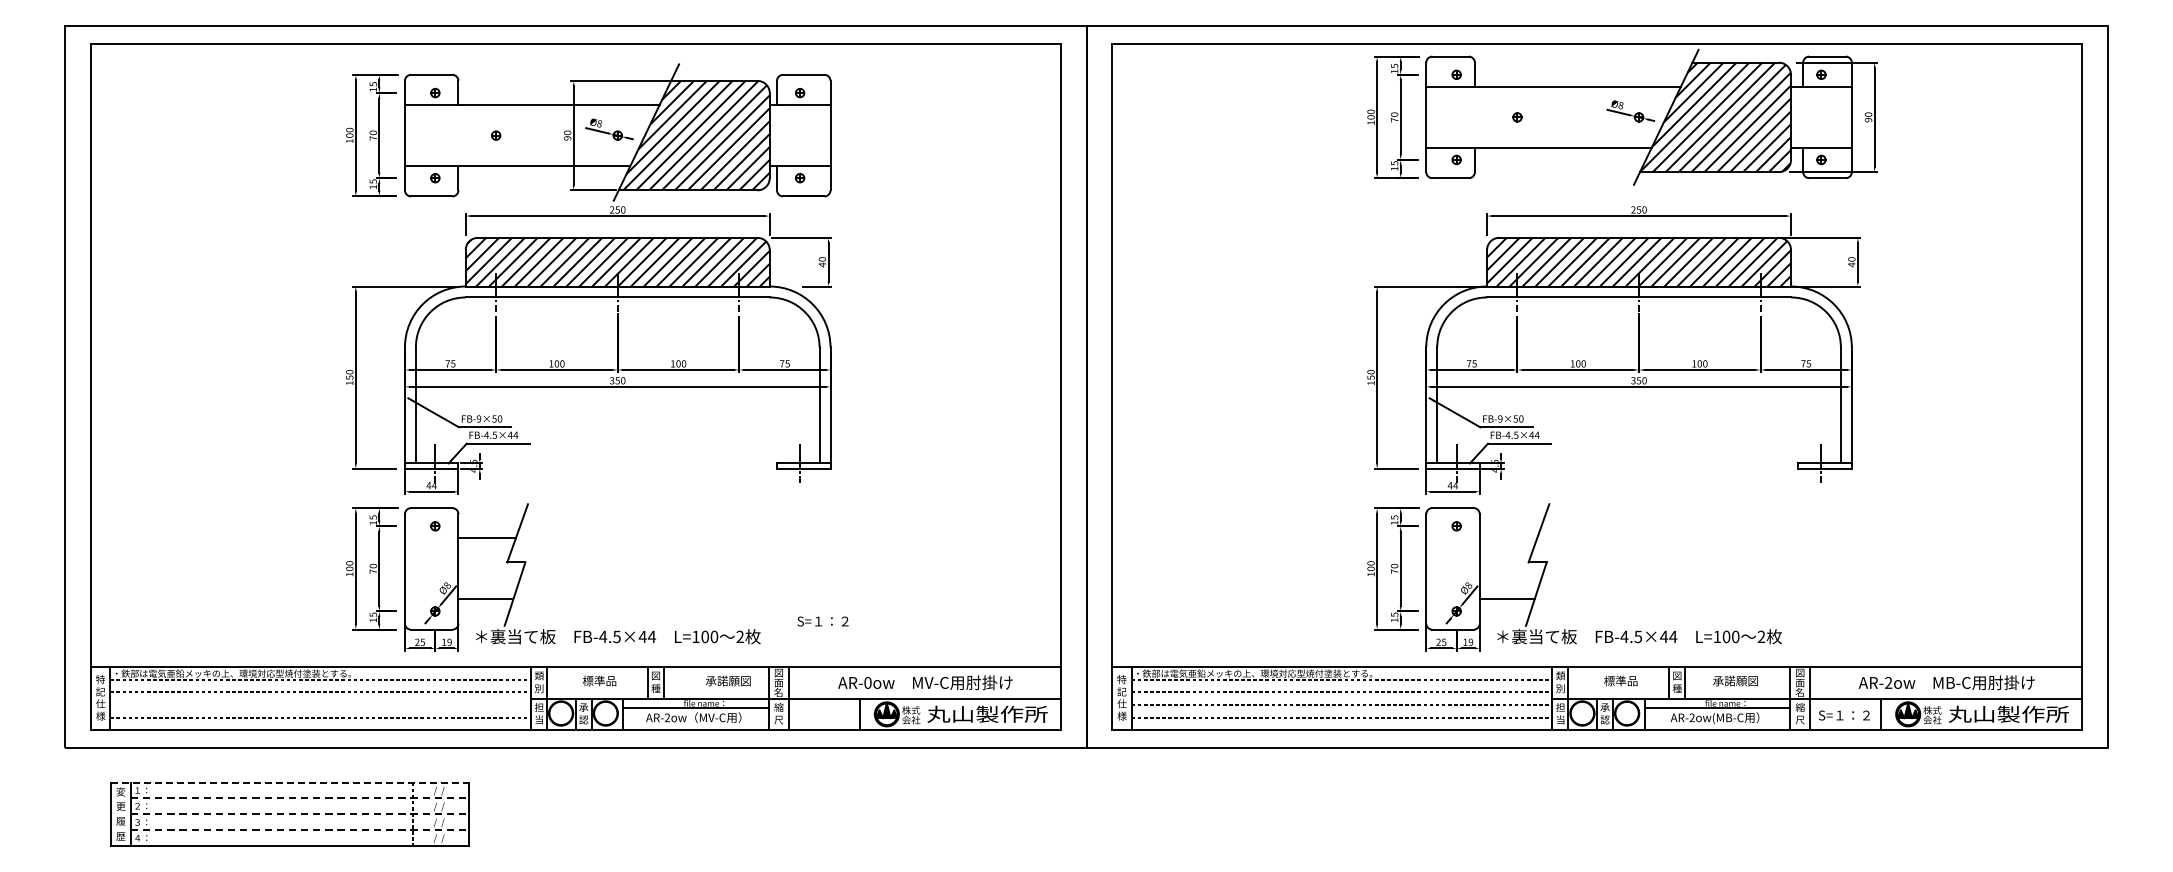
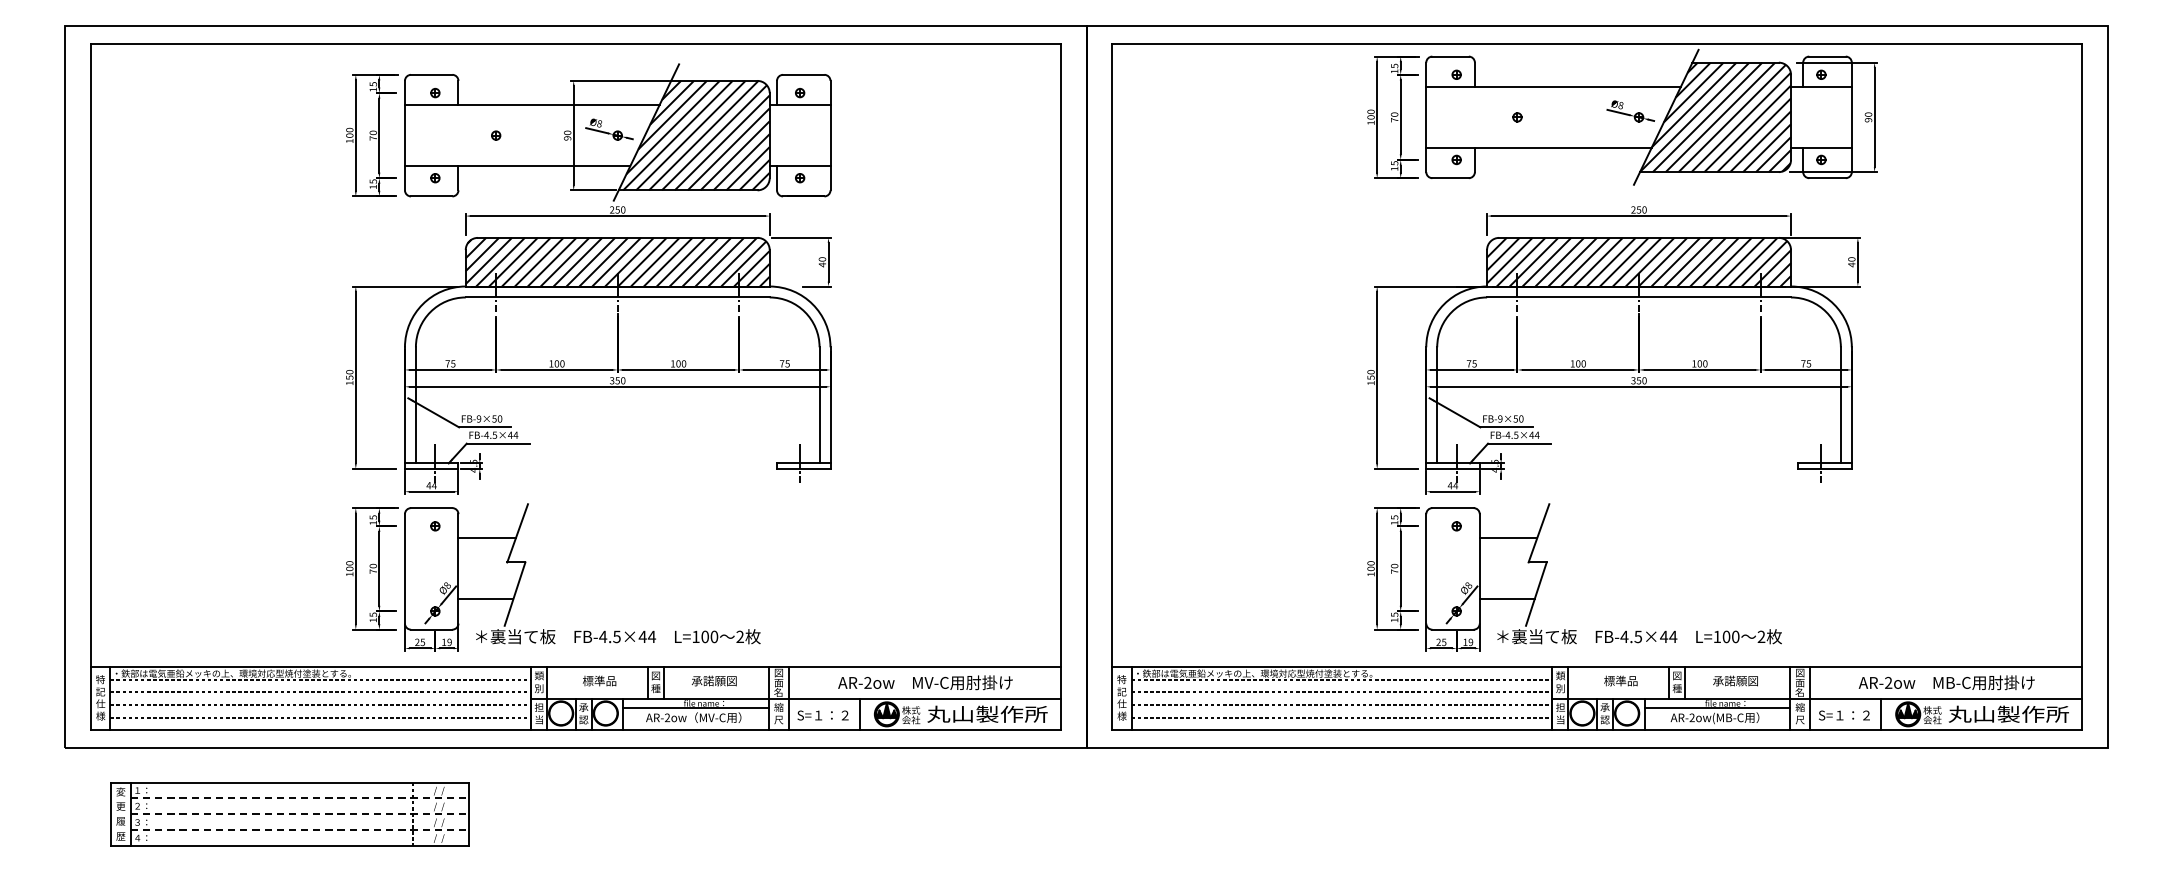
line: none -> present (1508, 538)
text position: (822, 621) -> (822, 715) (822, 715)
text position: (727, 680) -> (713, 680) (713, 680)
text: AR-0ow -> AR-2ow (867, 682)
line: none -> present (320, 705)
line: dashed -> solid (289, 782)
